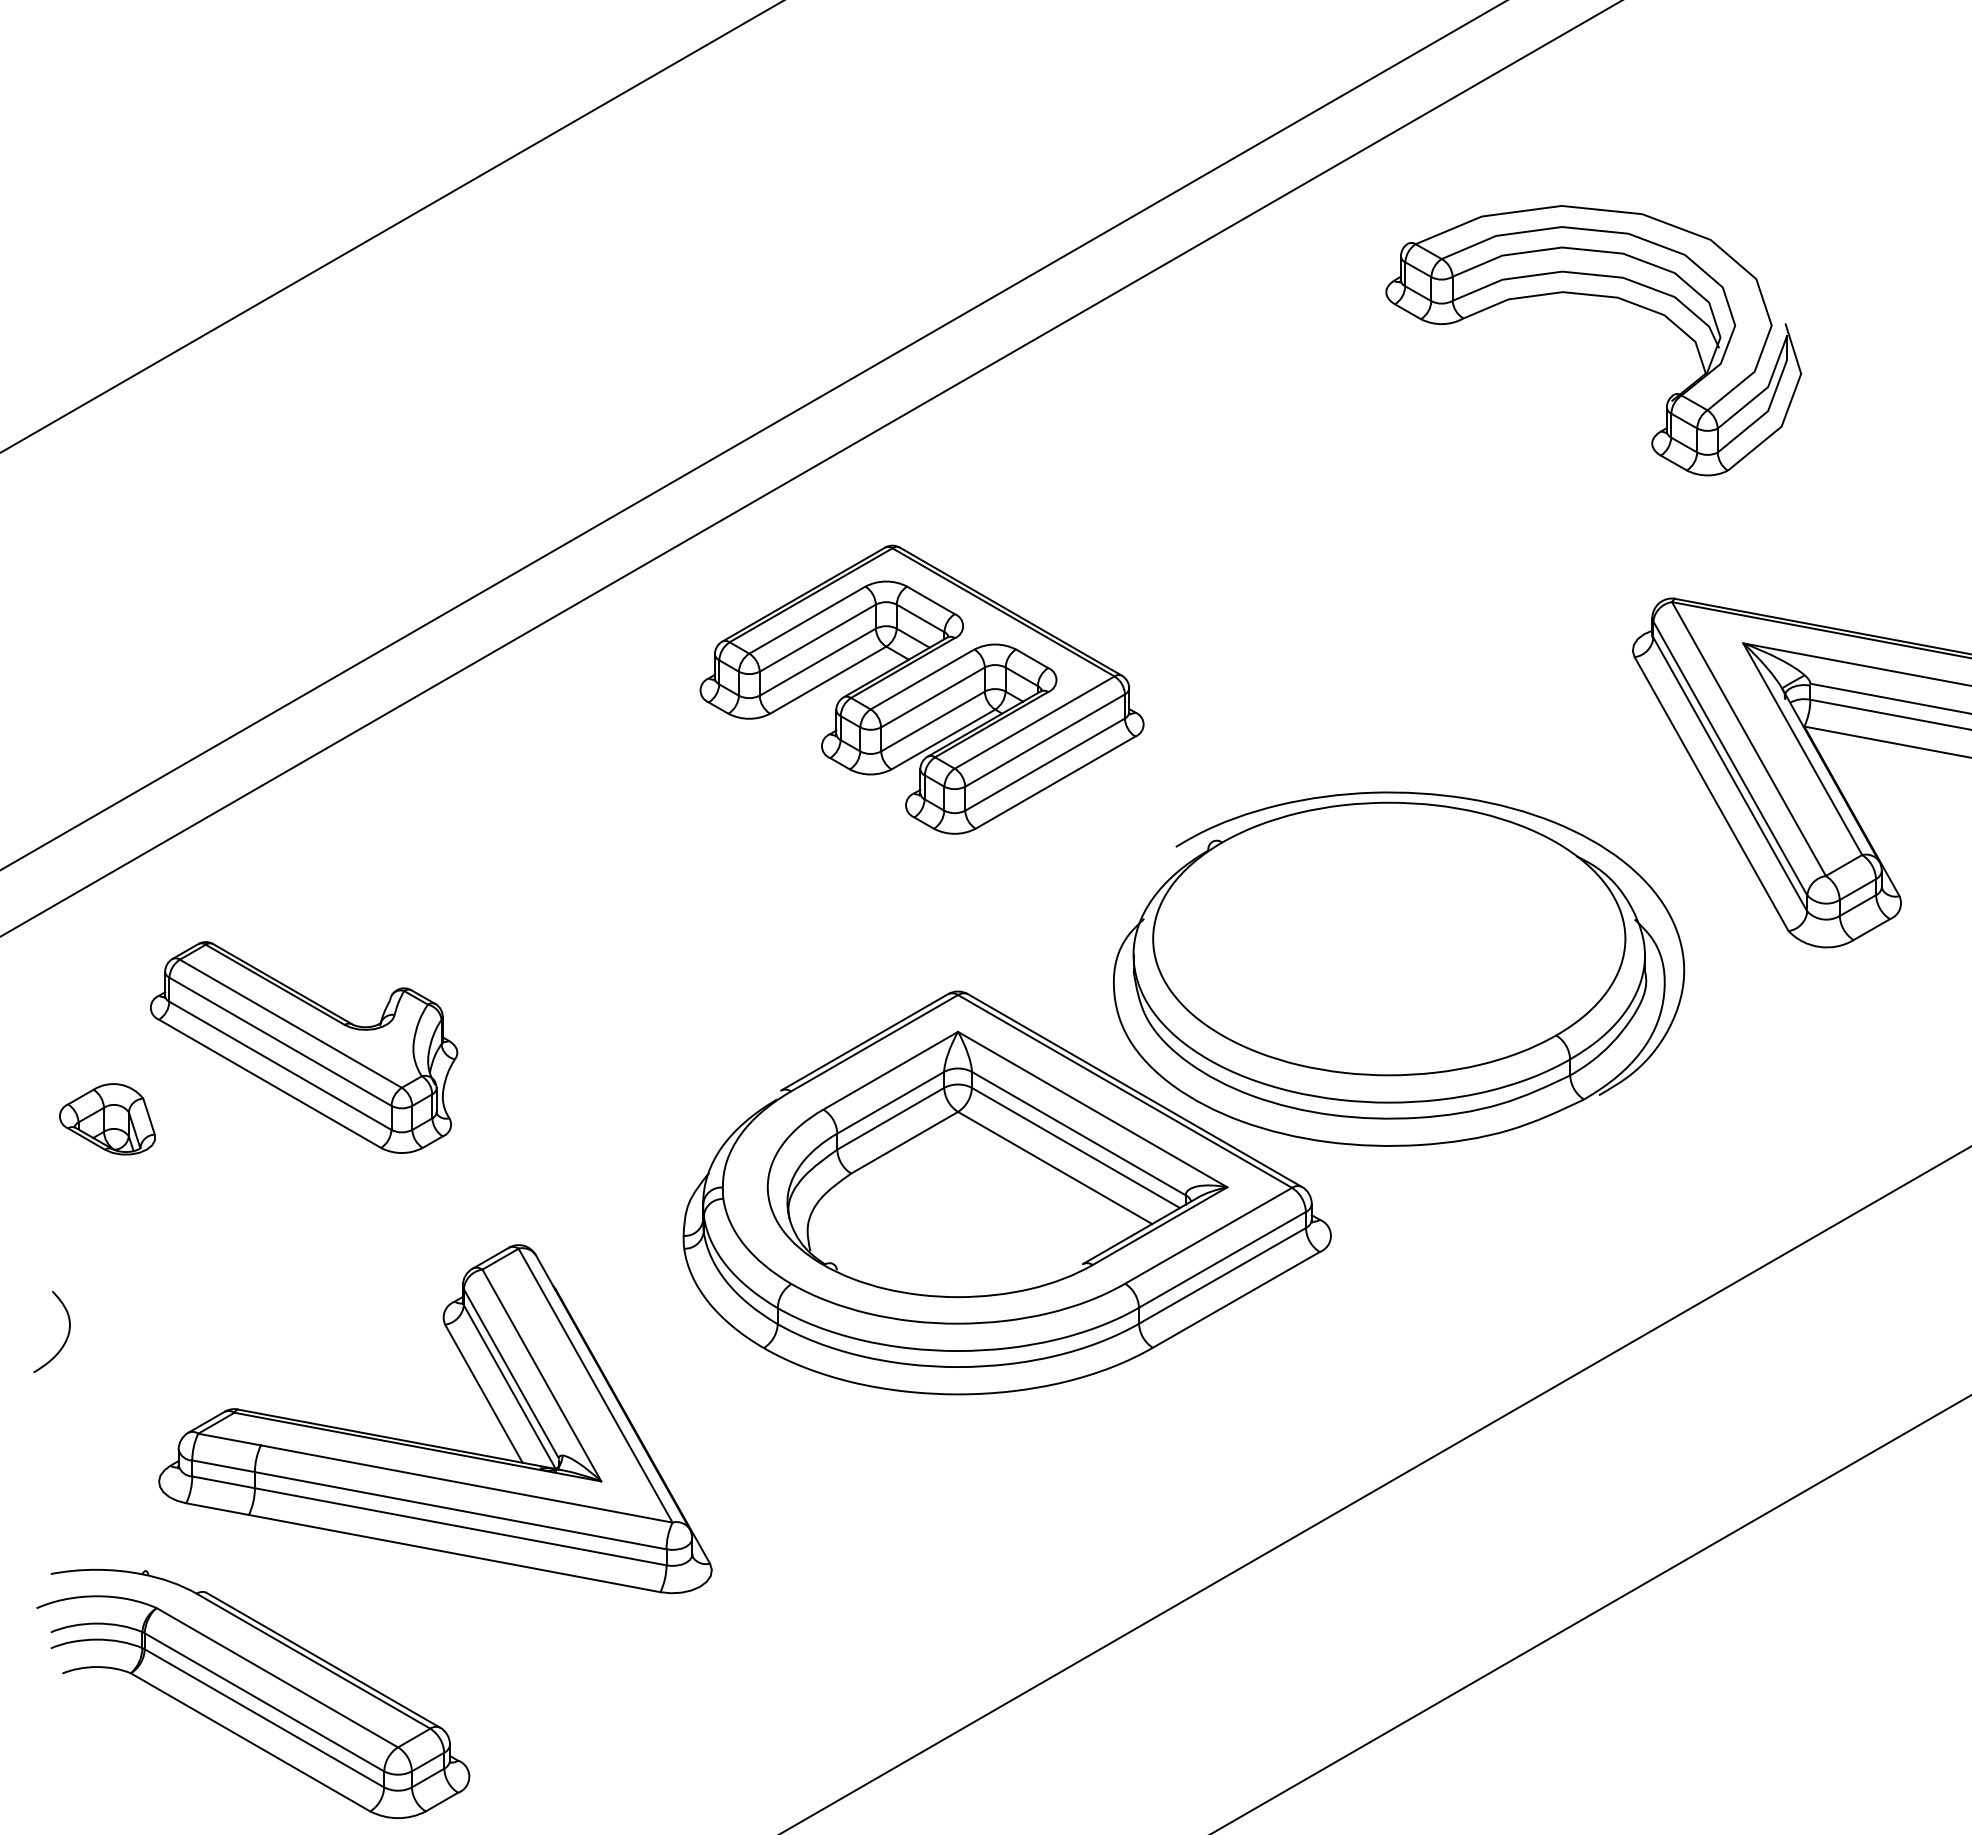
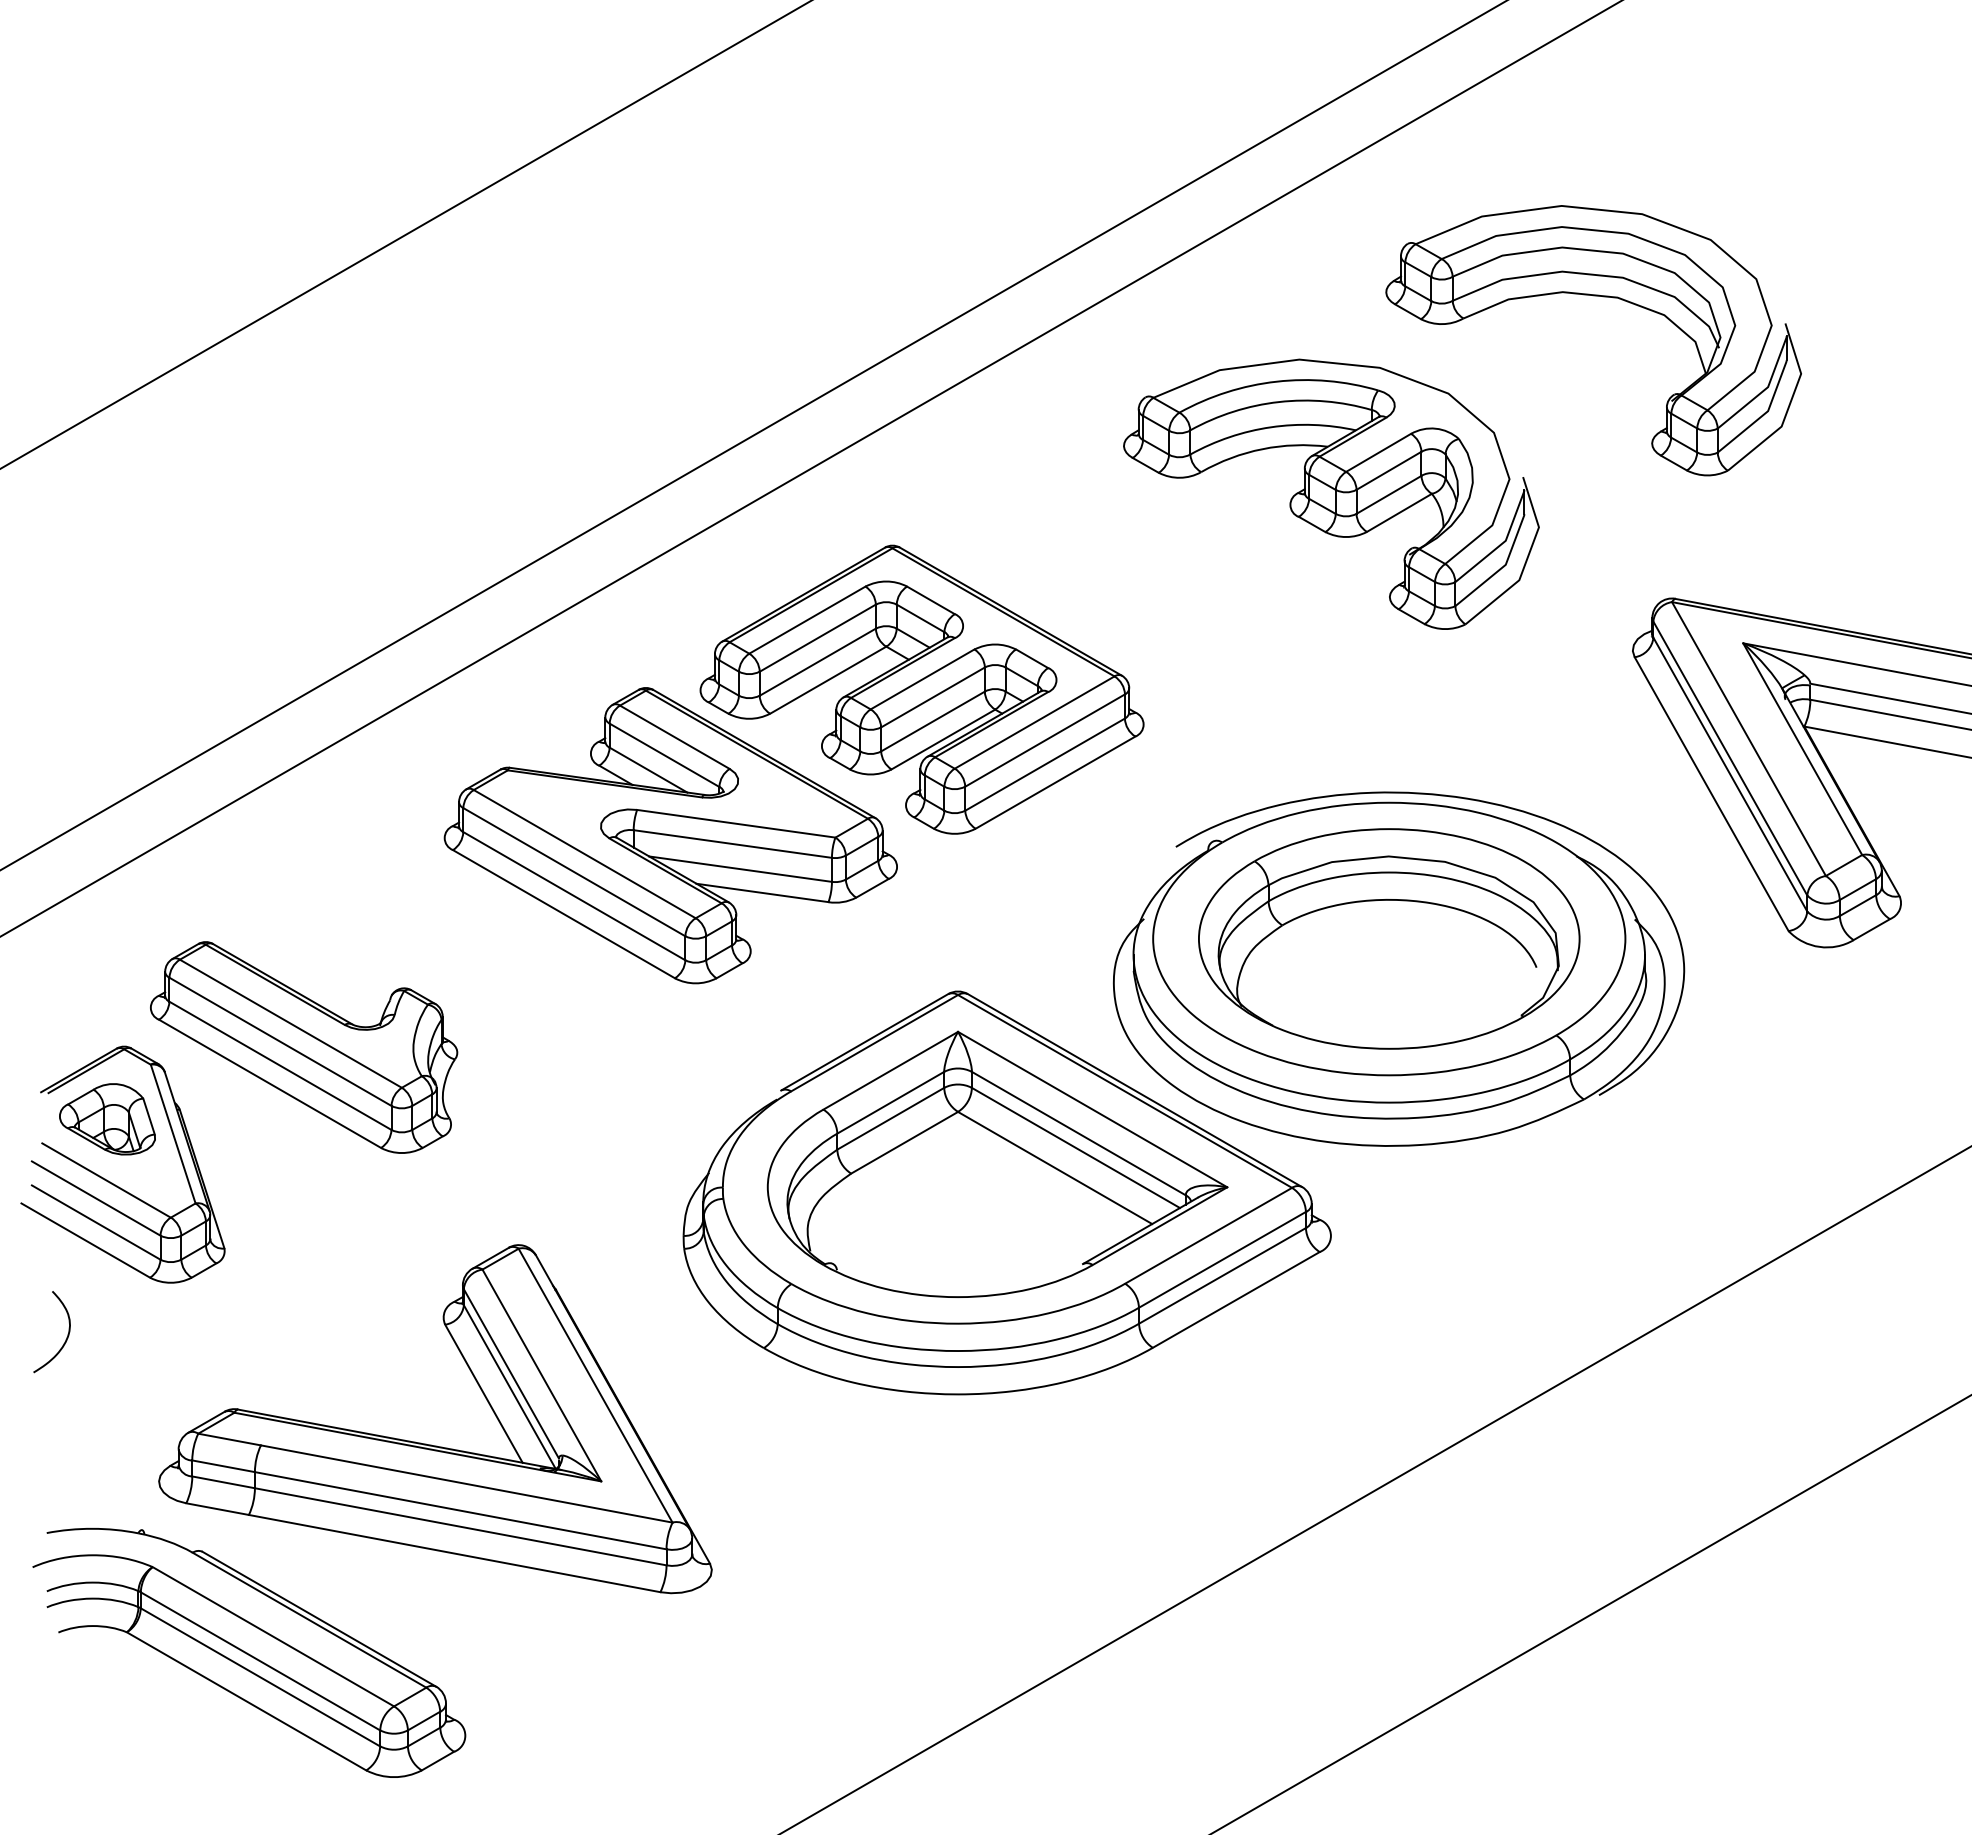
line position: (391, 226) -> (405, 234) (405, 234)
part: none -> present (1331, 493)
part: none -> present (670, 835)
part: none -> present (1389, 938)
part: none -> present (112, 1182)
part position: (253, 1693) -> (249, 1652) (249, 1652)
